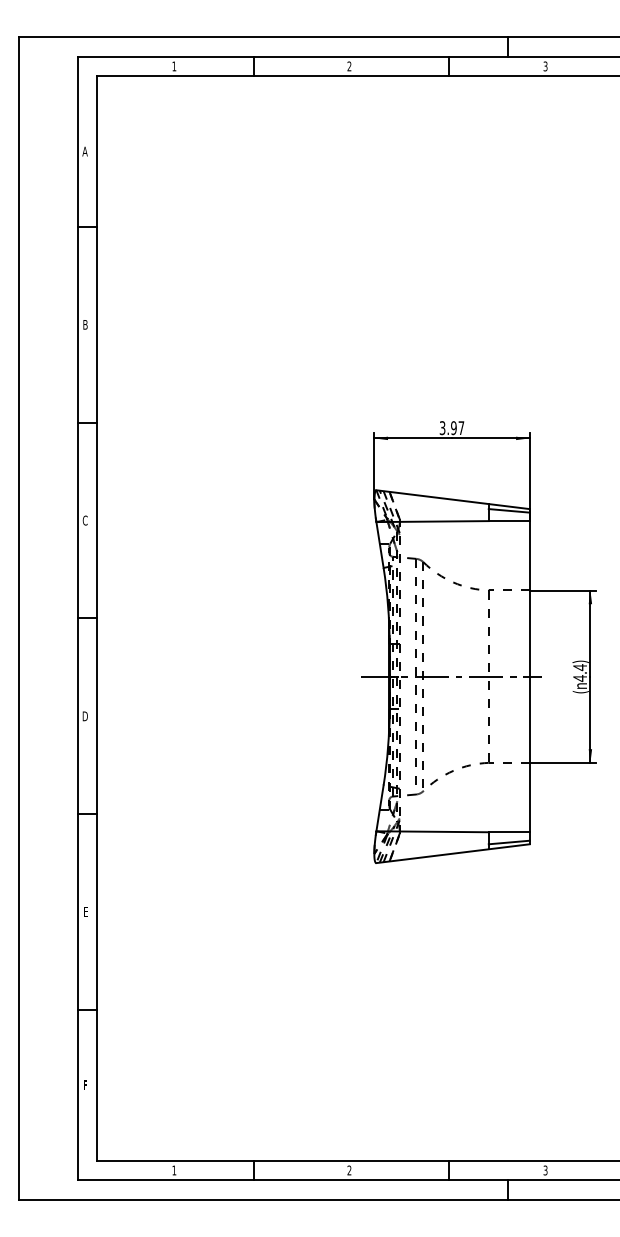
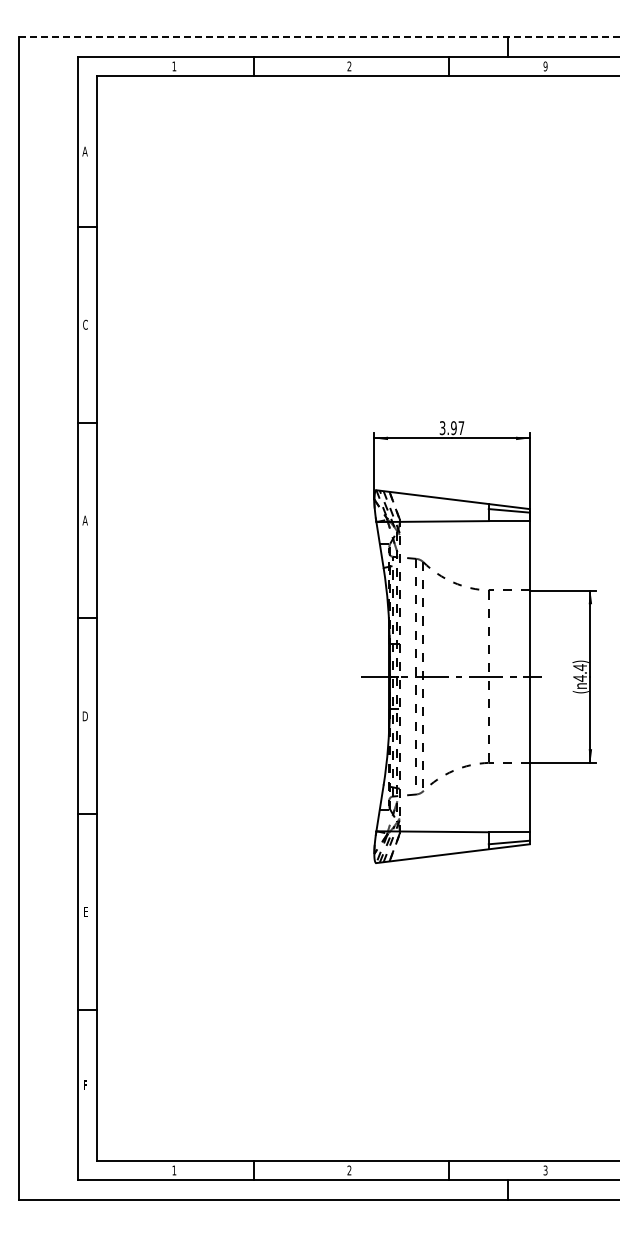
line: solid -> dashed (319, 37)
text: 3 -> 9 (545, 66)
text: B -> C (85, 324)
text: C -> A (84, 520)
